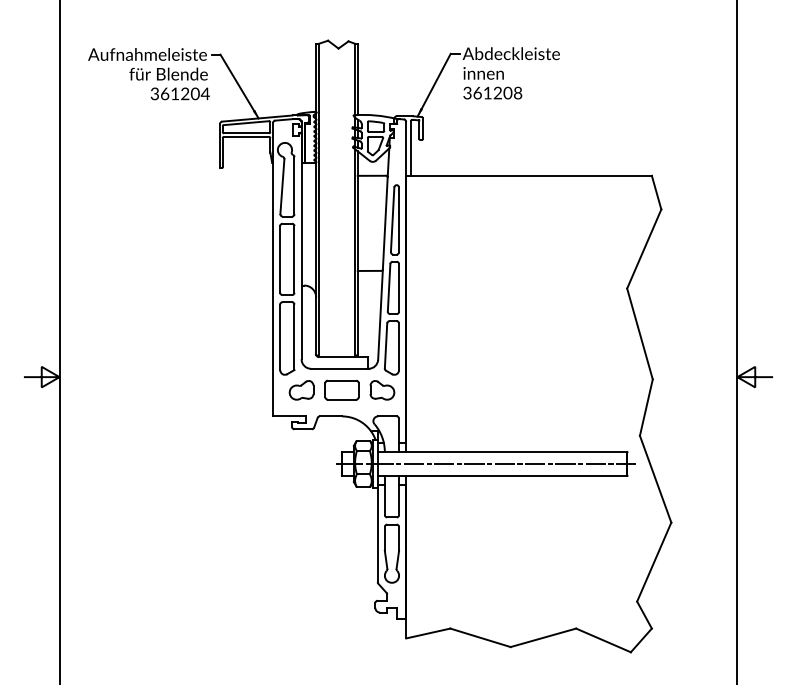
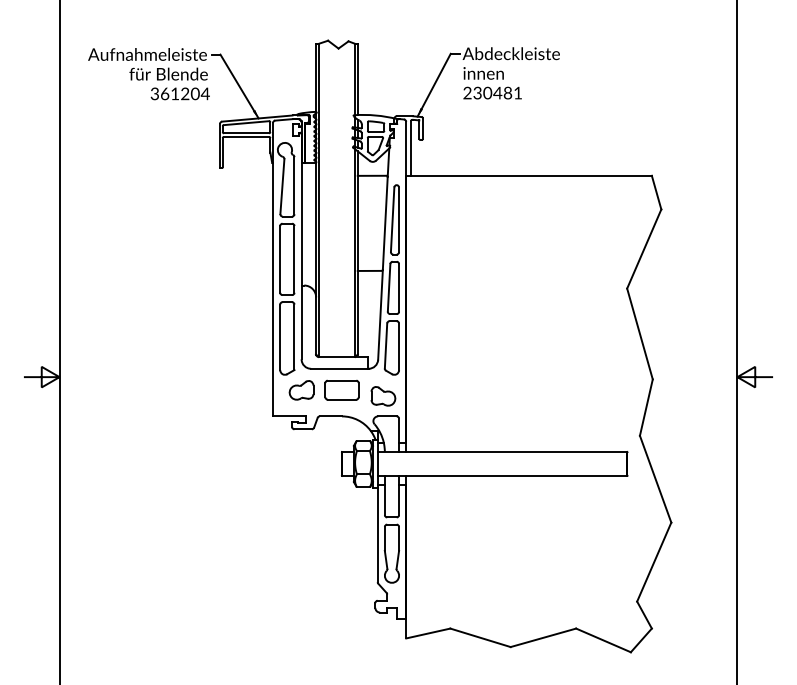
text: 361208 -> 230481 (492, 92)
part position: (382, 390) -> (383, 396) (383, 396)
line: present -> none (484, 463)
